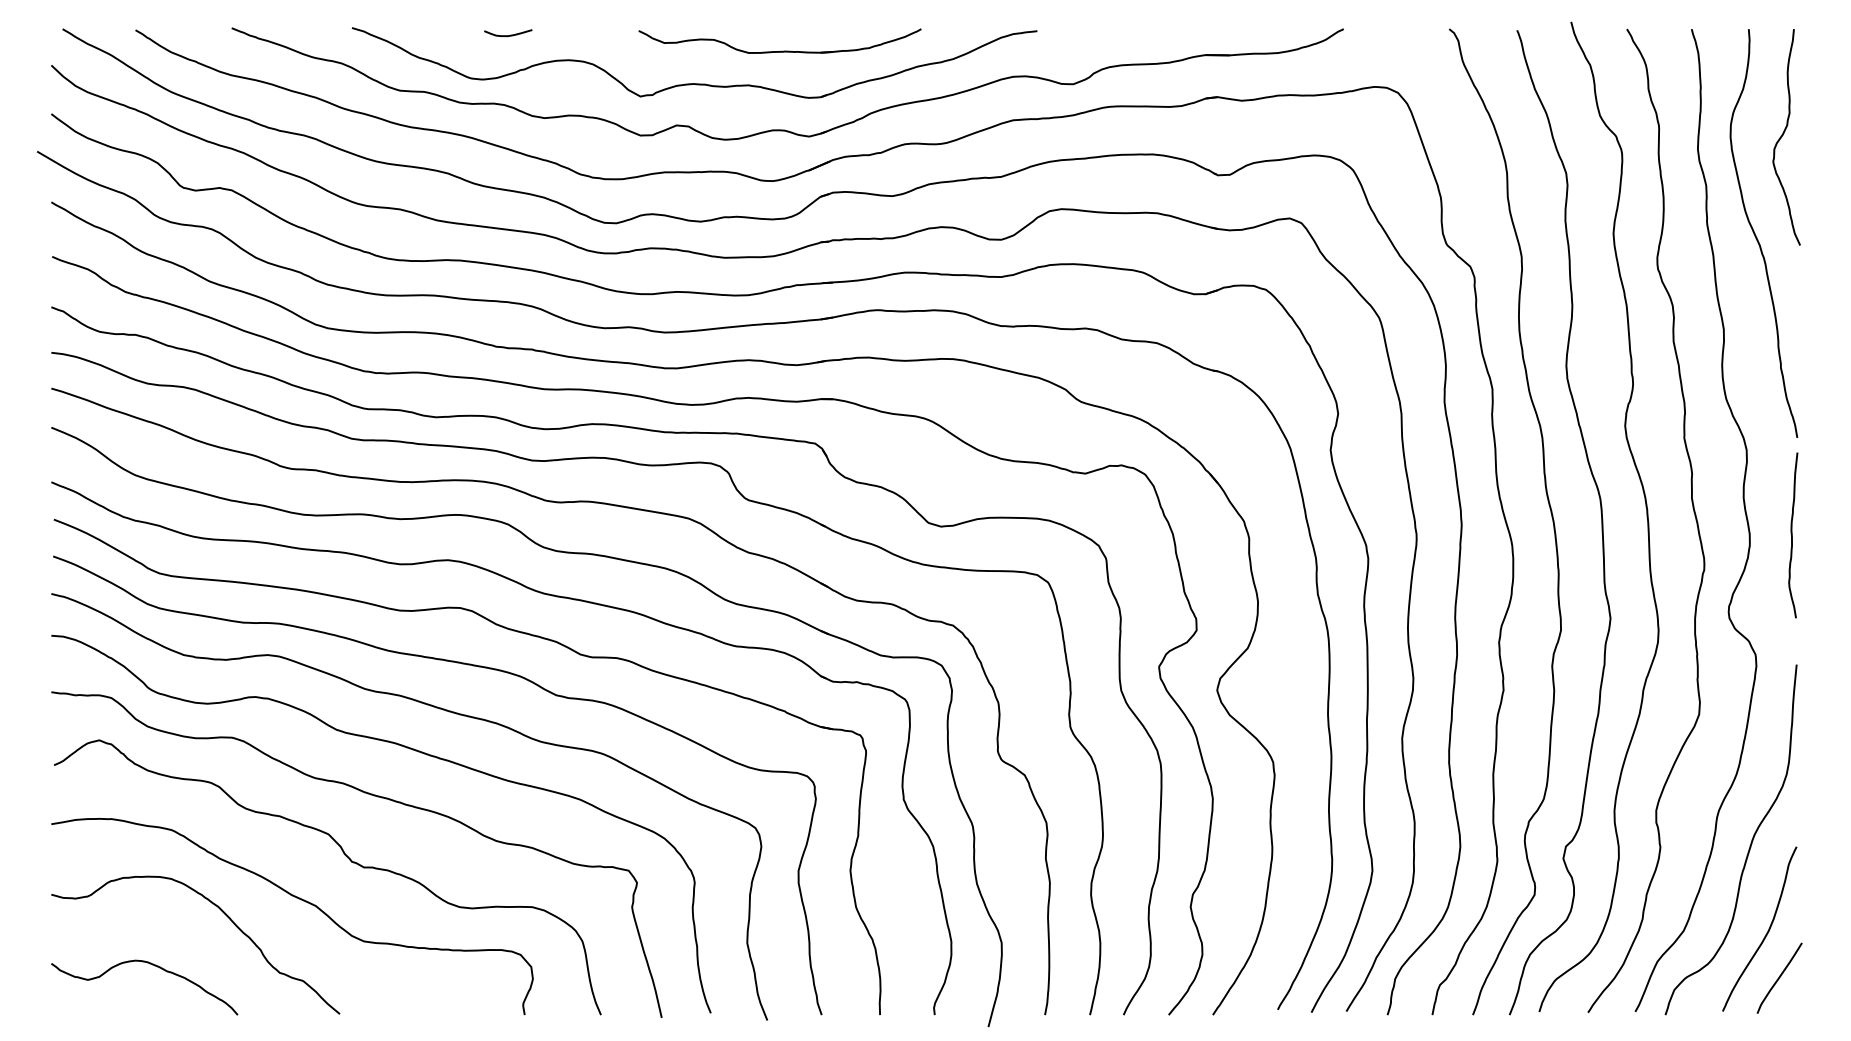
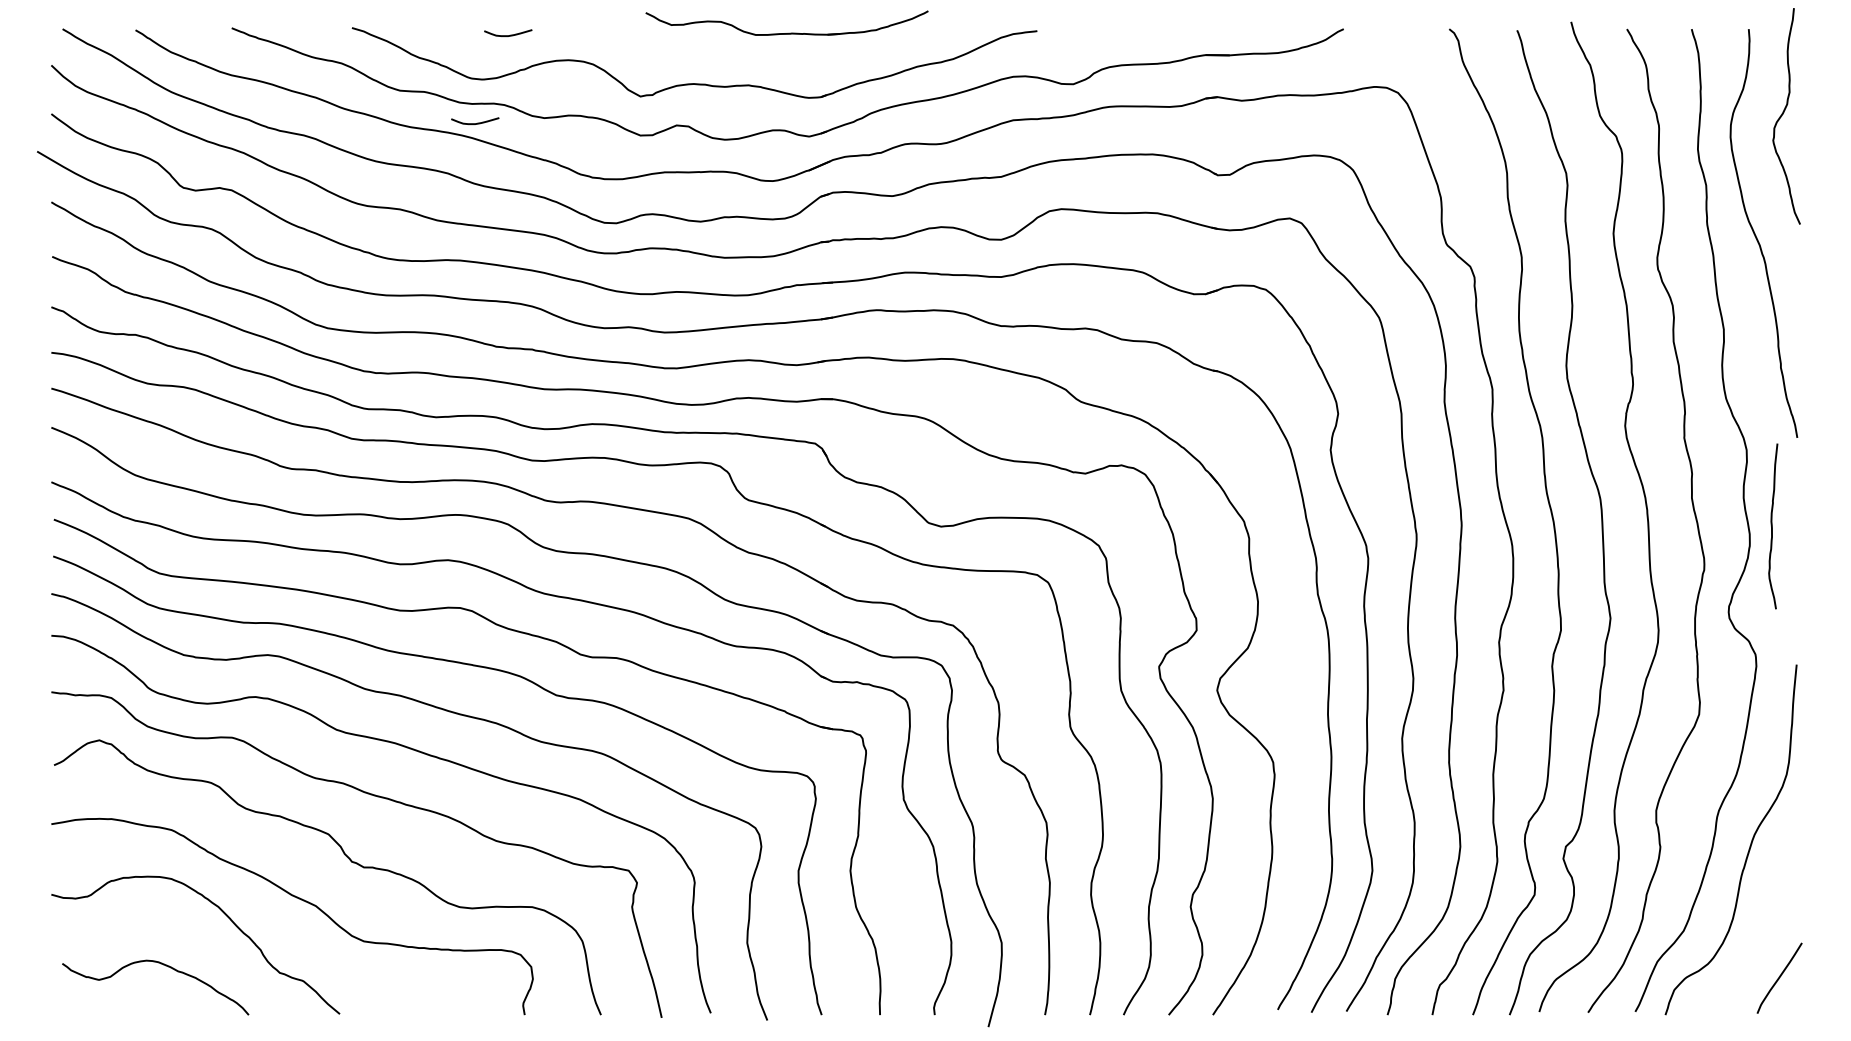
part position: (781, 50) -> (788, 32) (788, 32)
curve: none -> present (477, 122)
curve position: (1783, 135) -> (1783, 114) (1783, 114)
curve position: (1792, 535) -> (1772, 526) (1772, 526)
curve: present -> none (1766, 932)
curve position: (154, 966) -> (165, 966) (165, 966)
